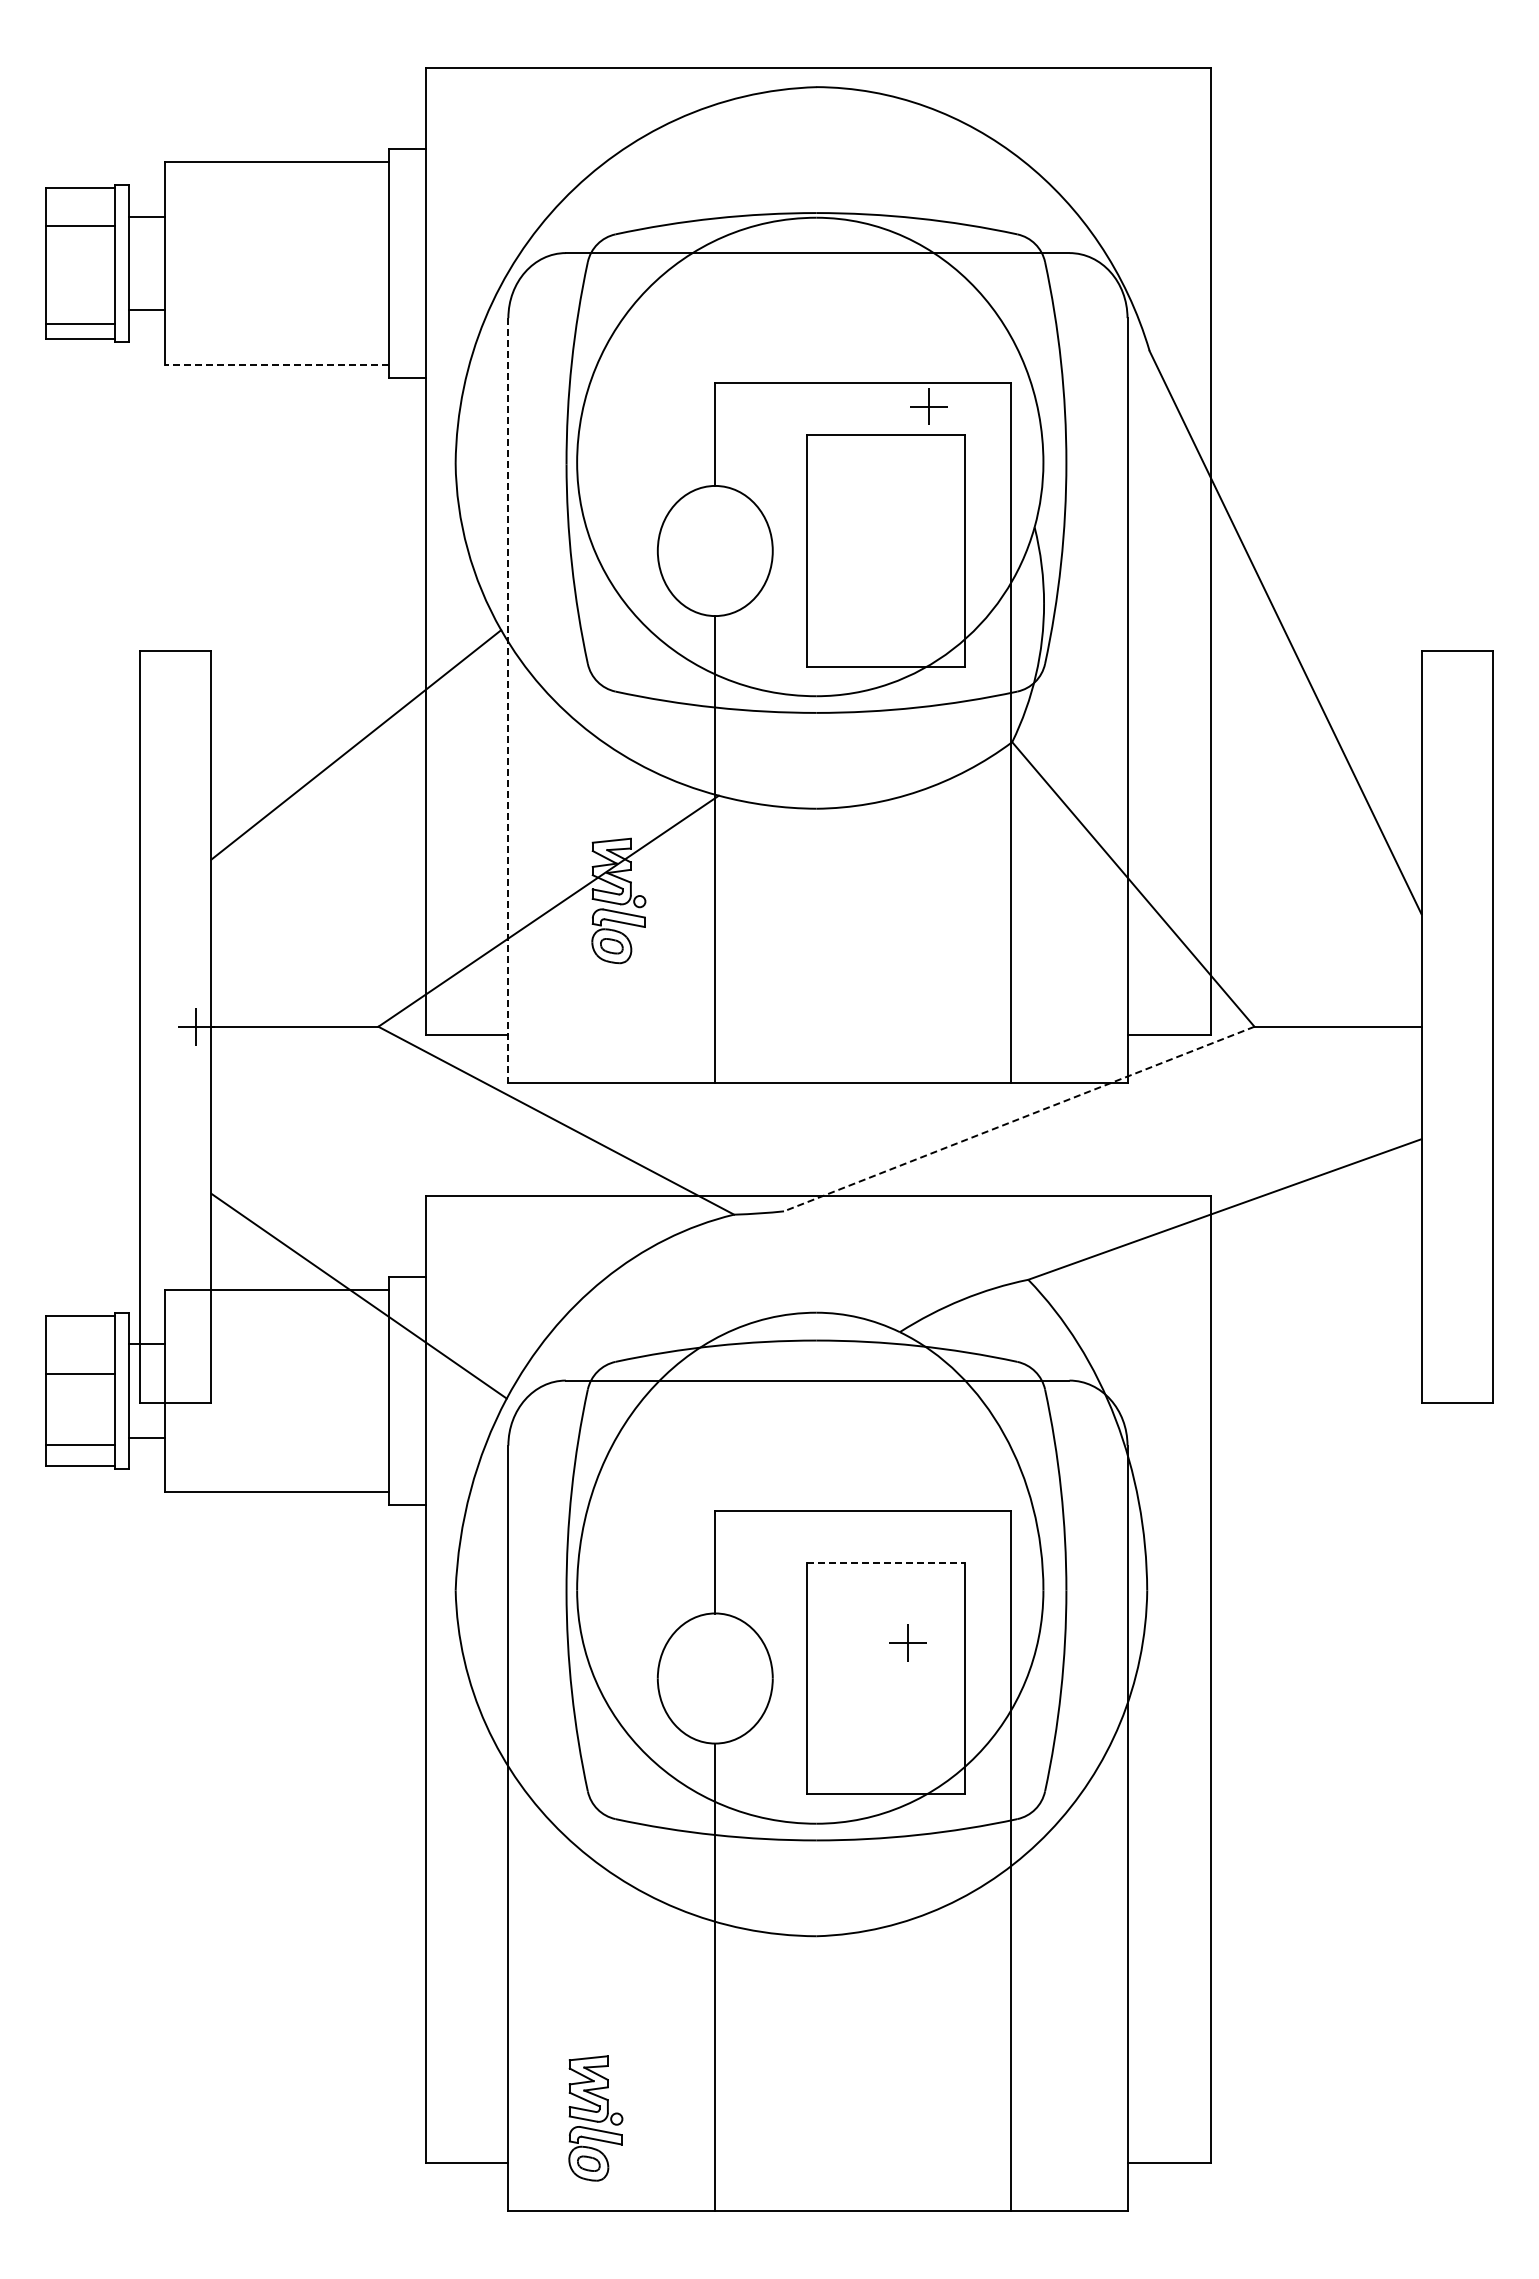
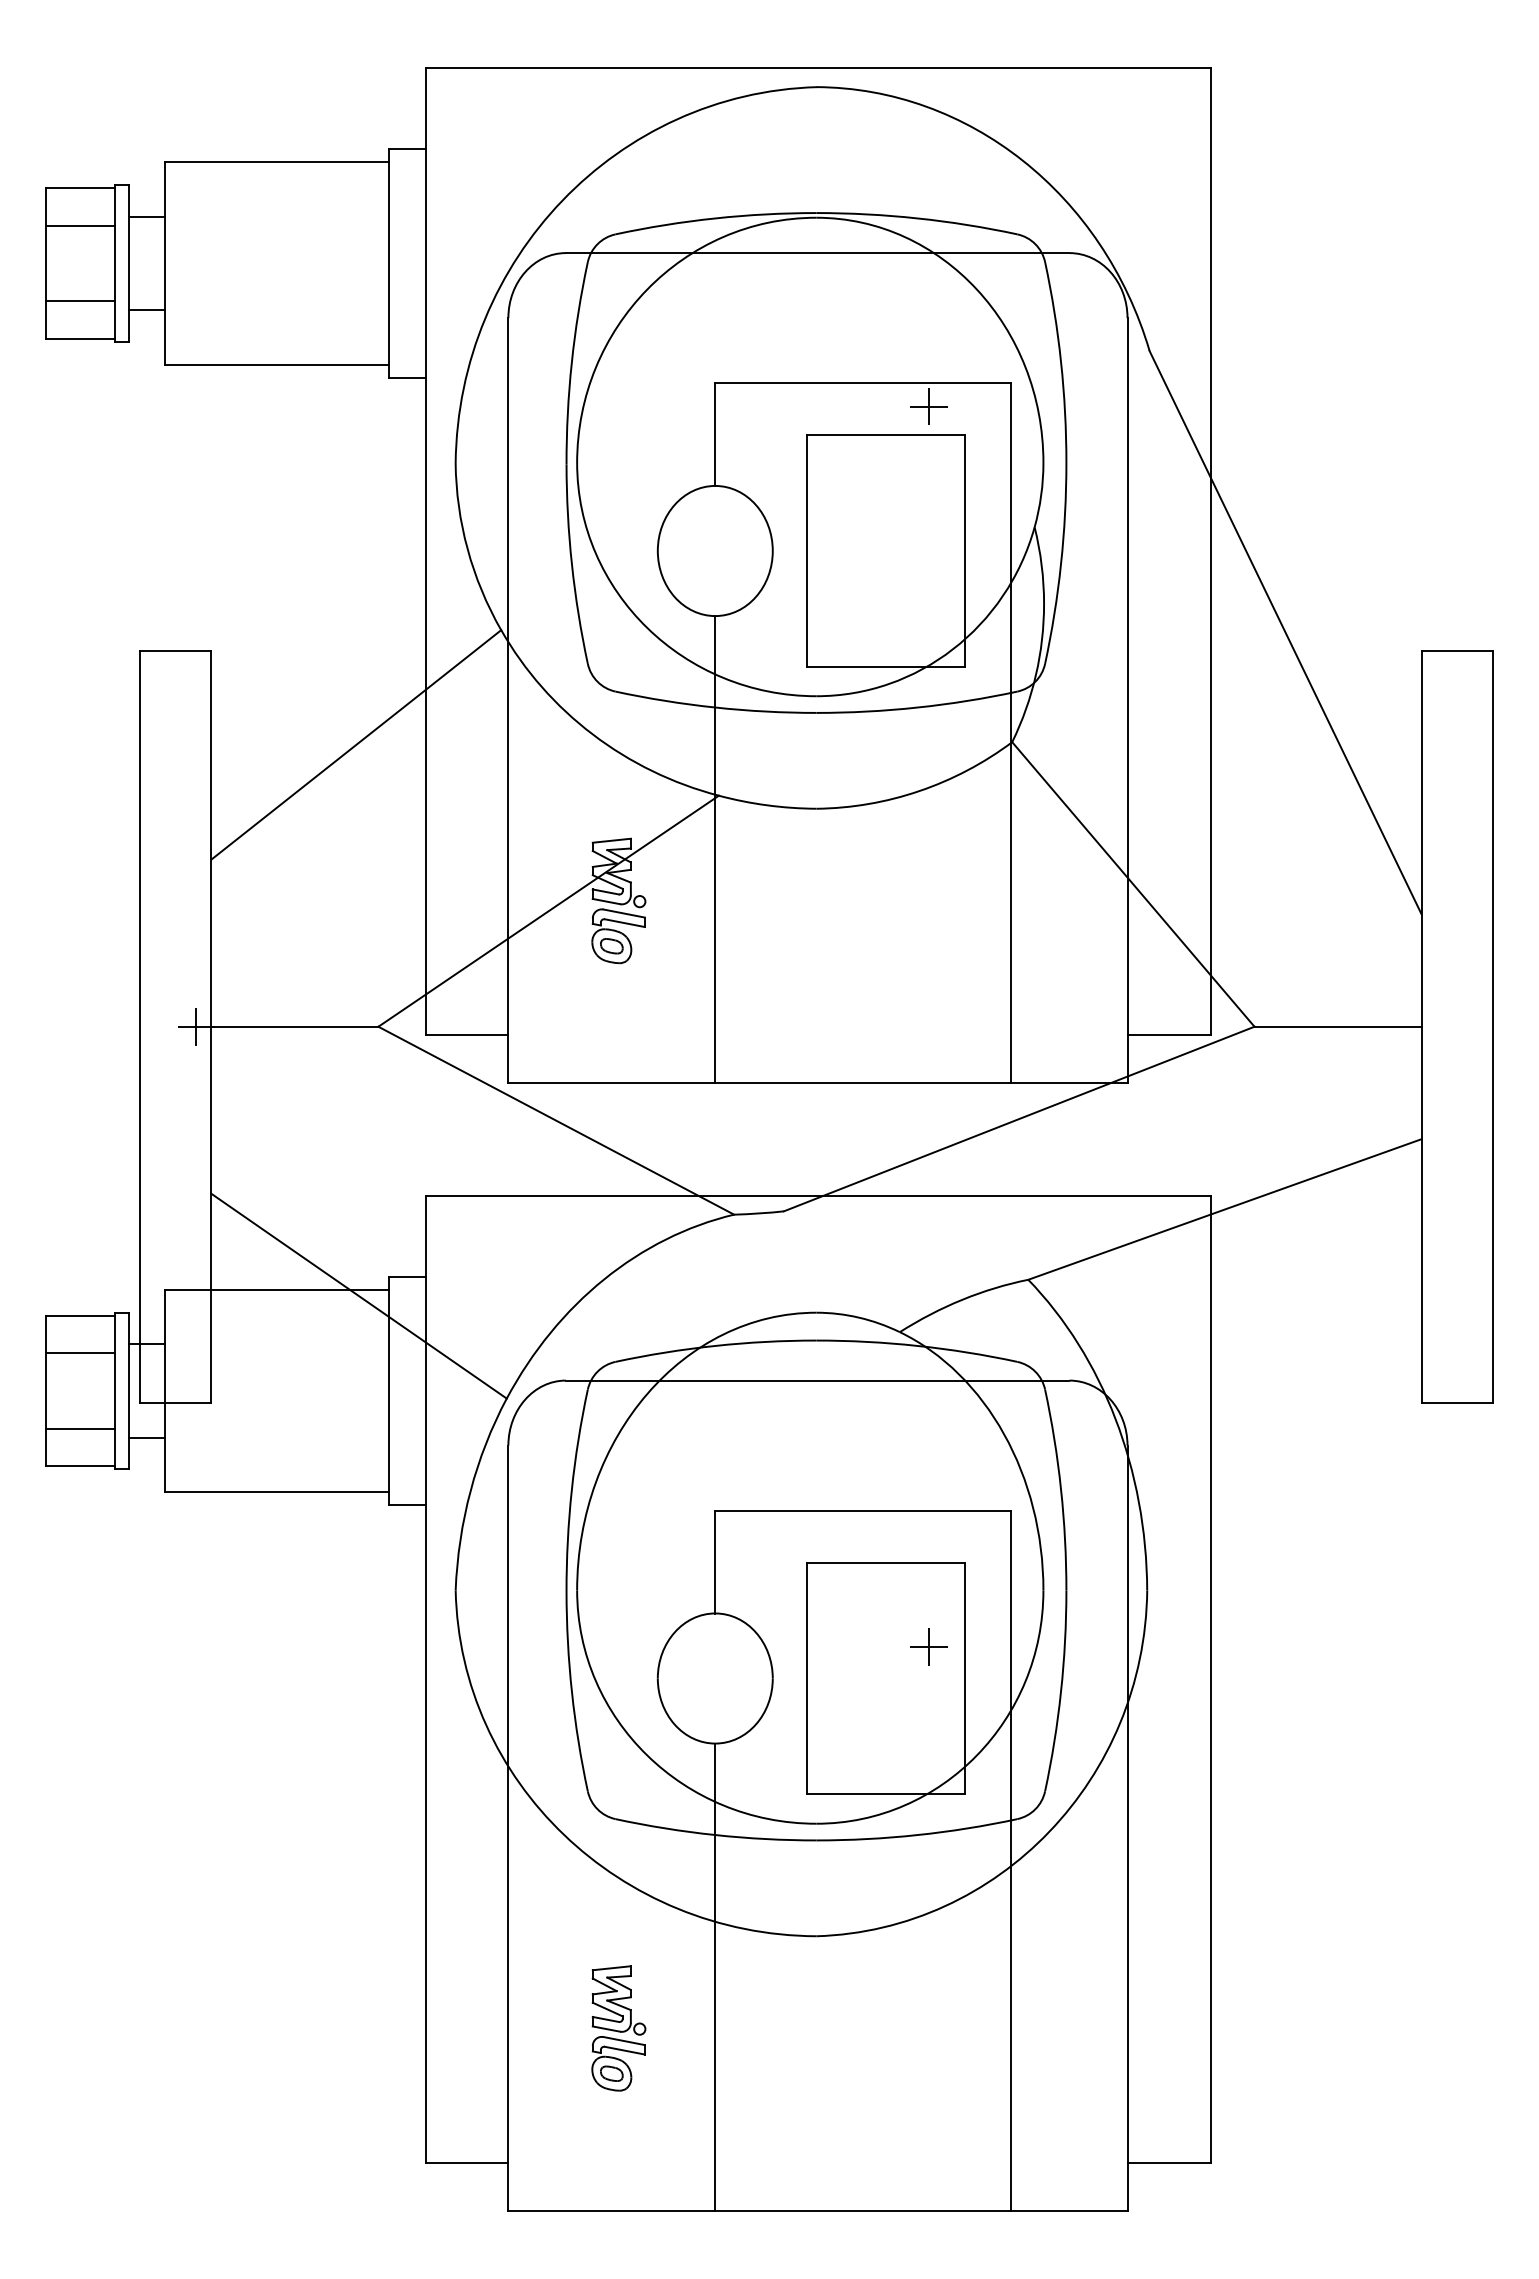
line position: (80, 324) -> (80, 301) (80, 301)
line: dashed -> solid (276, 364)
line: dashed -> solid (508, 701)
line: dashed -> solid (1019, 1119)
line position: (80, 1374) -> (80, 1353) (80, 1353)
line position: (80, 1444) -> (80, 1428) (80, 1428)
line: dashed -> solid (886, 1562)
part position: (907, 1642) -> (928, 1646) (928, 1646)
part position: (595, 2118) -> (618, 2028) (618, 2028)
